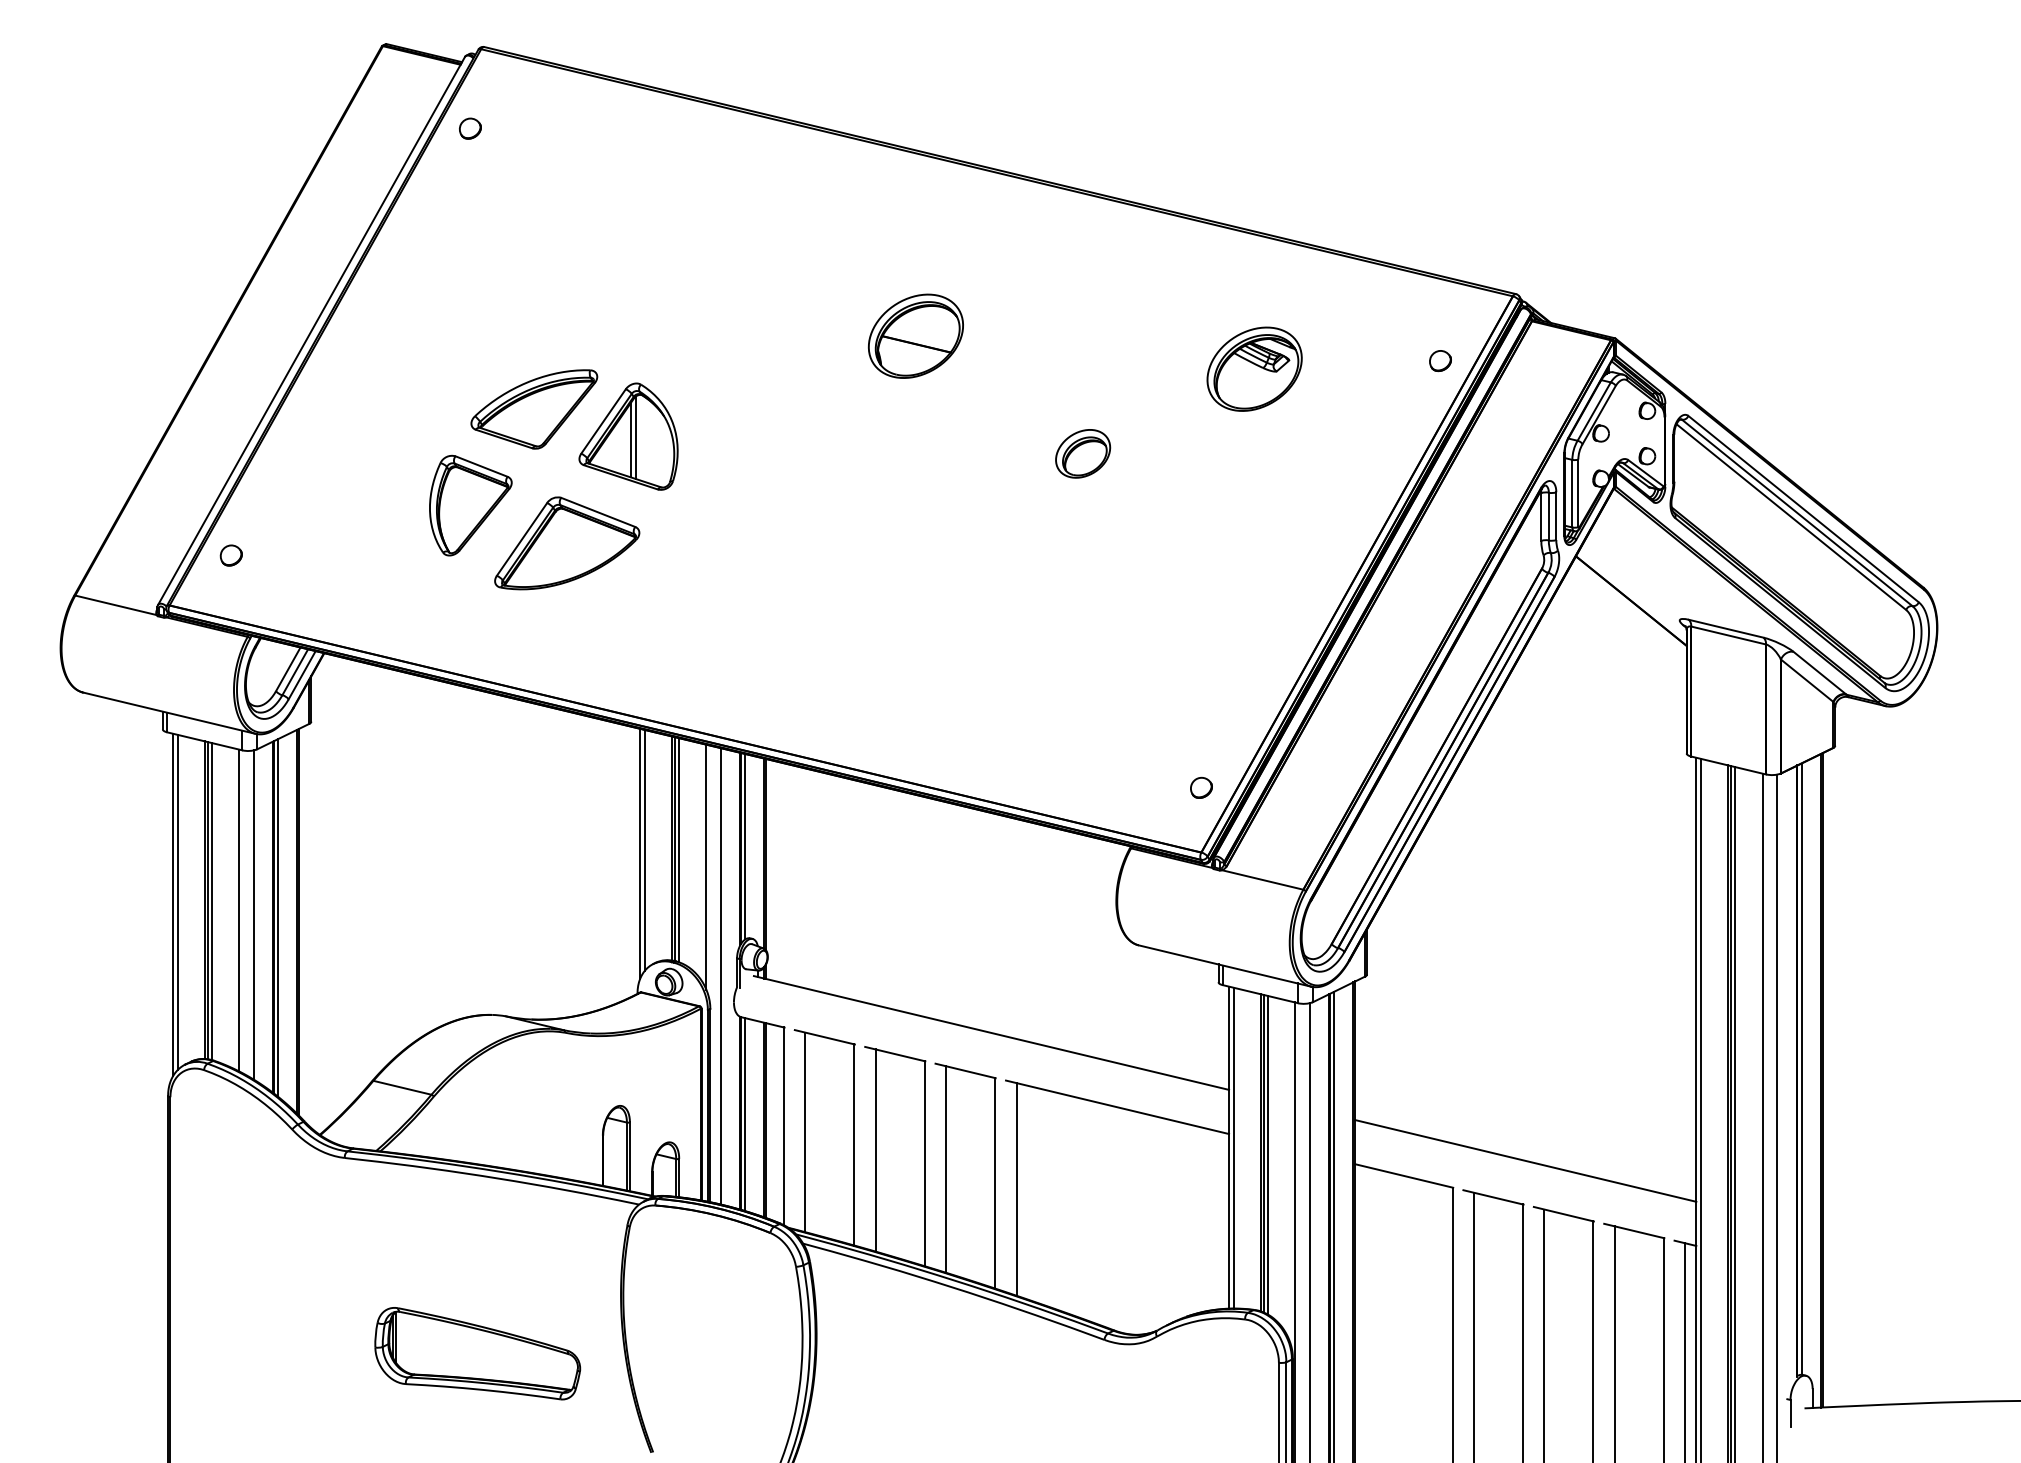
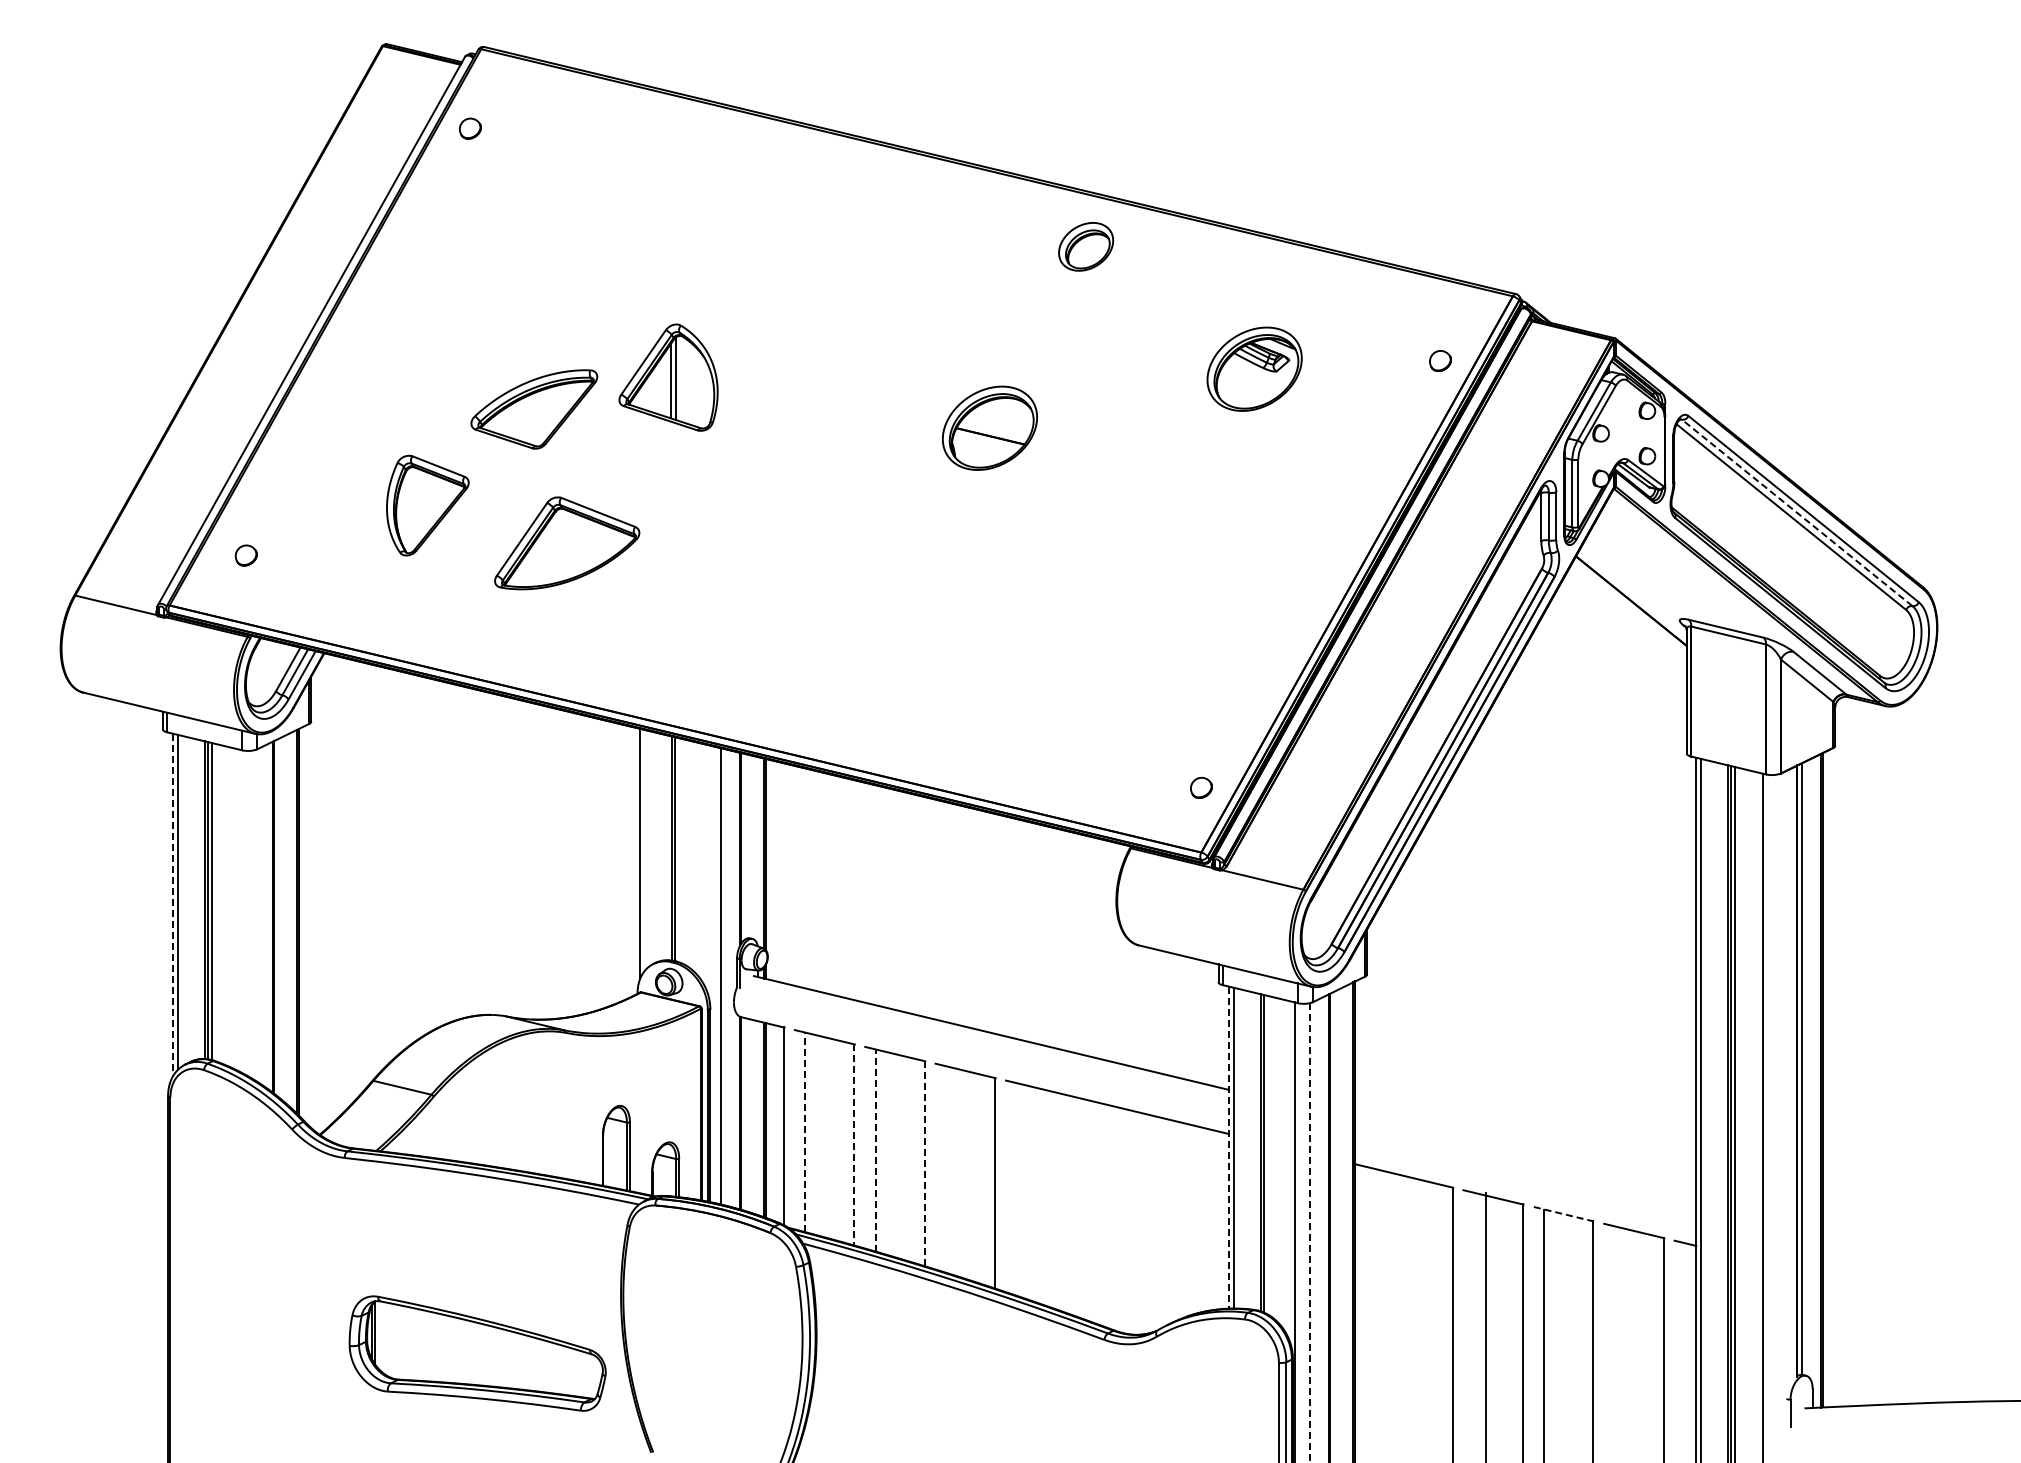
part position: (915, 335) -> (989, 427) (989, 427)
part position: (628, 436) -> (668, 377) (668, 377)
part position: (1083, 453) -> (1086, 246) (1086, 246)
part position: (470, 505) -> (427, 505) (427, 505)
line: solid -> dashed (1796, 512)
part position: (230, 555) -> (245, 555) (245, 555)
line: present -> none (745, 846)
line: present -> none (644, 849)
line: present -> none (679, 850)
line: present -> none (706, 866)
line: solid -> dashed (173, 905)
line: present -> none (239, 910)
line: present -> none (254, 914)
line: present -> none (278, 917)
line: present -> none (745, 1114)
line: present -> none (1777, 1116)
line: solid -> dashed (805, 1132)
line: solid -> dashed (854, 1144)
line: solid -> dashed (1229, 1147)
line: solid -> dashed (875, 1150)
line: present -> none (1267, 1154)
line: present -> none (1525, 1160)
line: solid -> dashed (924, 1163)
line: present -> none (946, 1169)
line: present -> none (1016, 1189)
line: solid -> dashed (1563, 1214)
line: present -> none (1334, 1225)
line: solid -> dashed (1310, 1233)
line position: (1474, 1325) -> (1486, 1325) (1486, 1325)
line: present -> none (1614, 1342)
line: present -> none (1685, 1351)
part size: 208x94 px -> 259x117 px (477, 1353)
